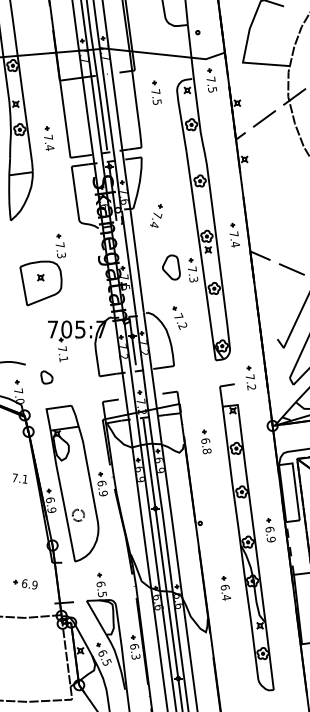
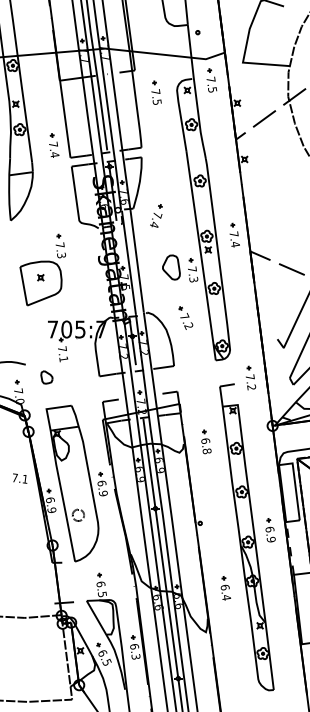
part position: (49, 138) -> (54, 145) (54, 145)
part position: (179, 317) -> (185, 317) (185, 317)
part: present -> none (25, 584)
